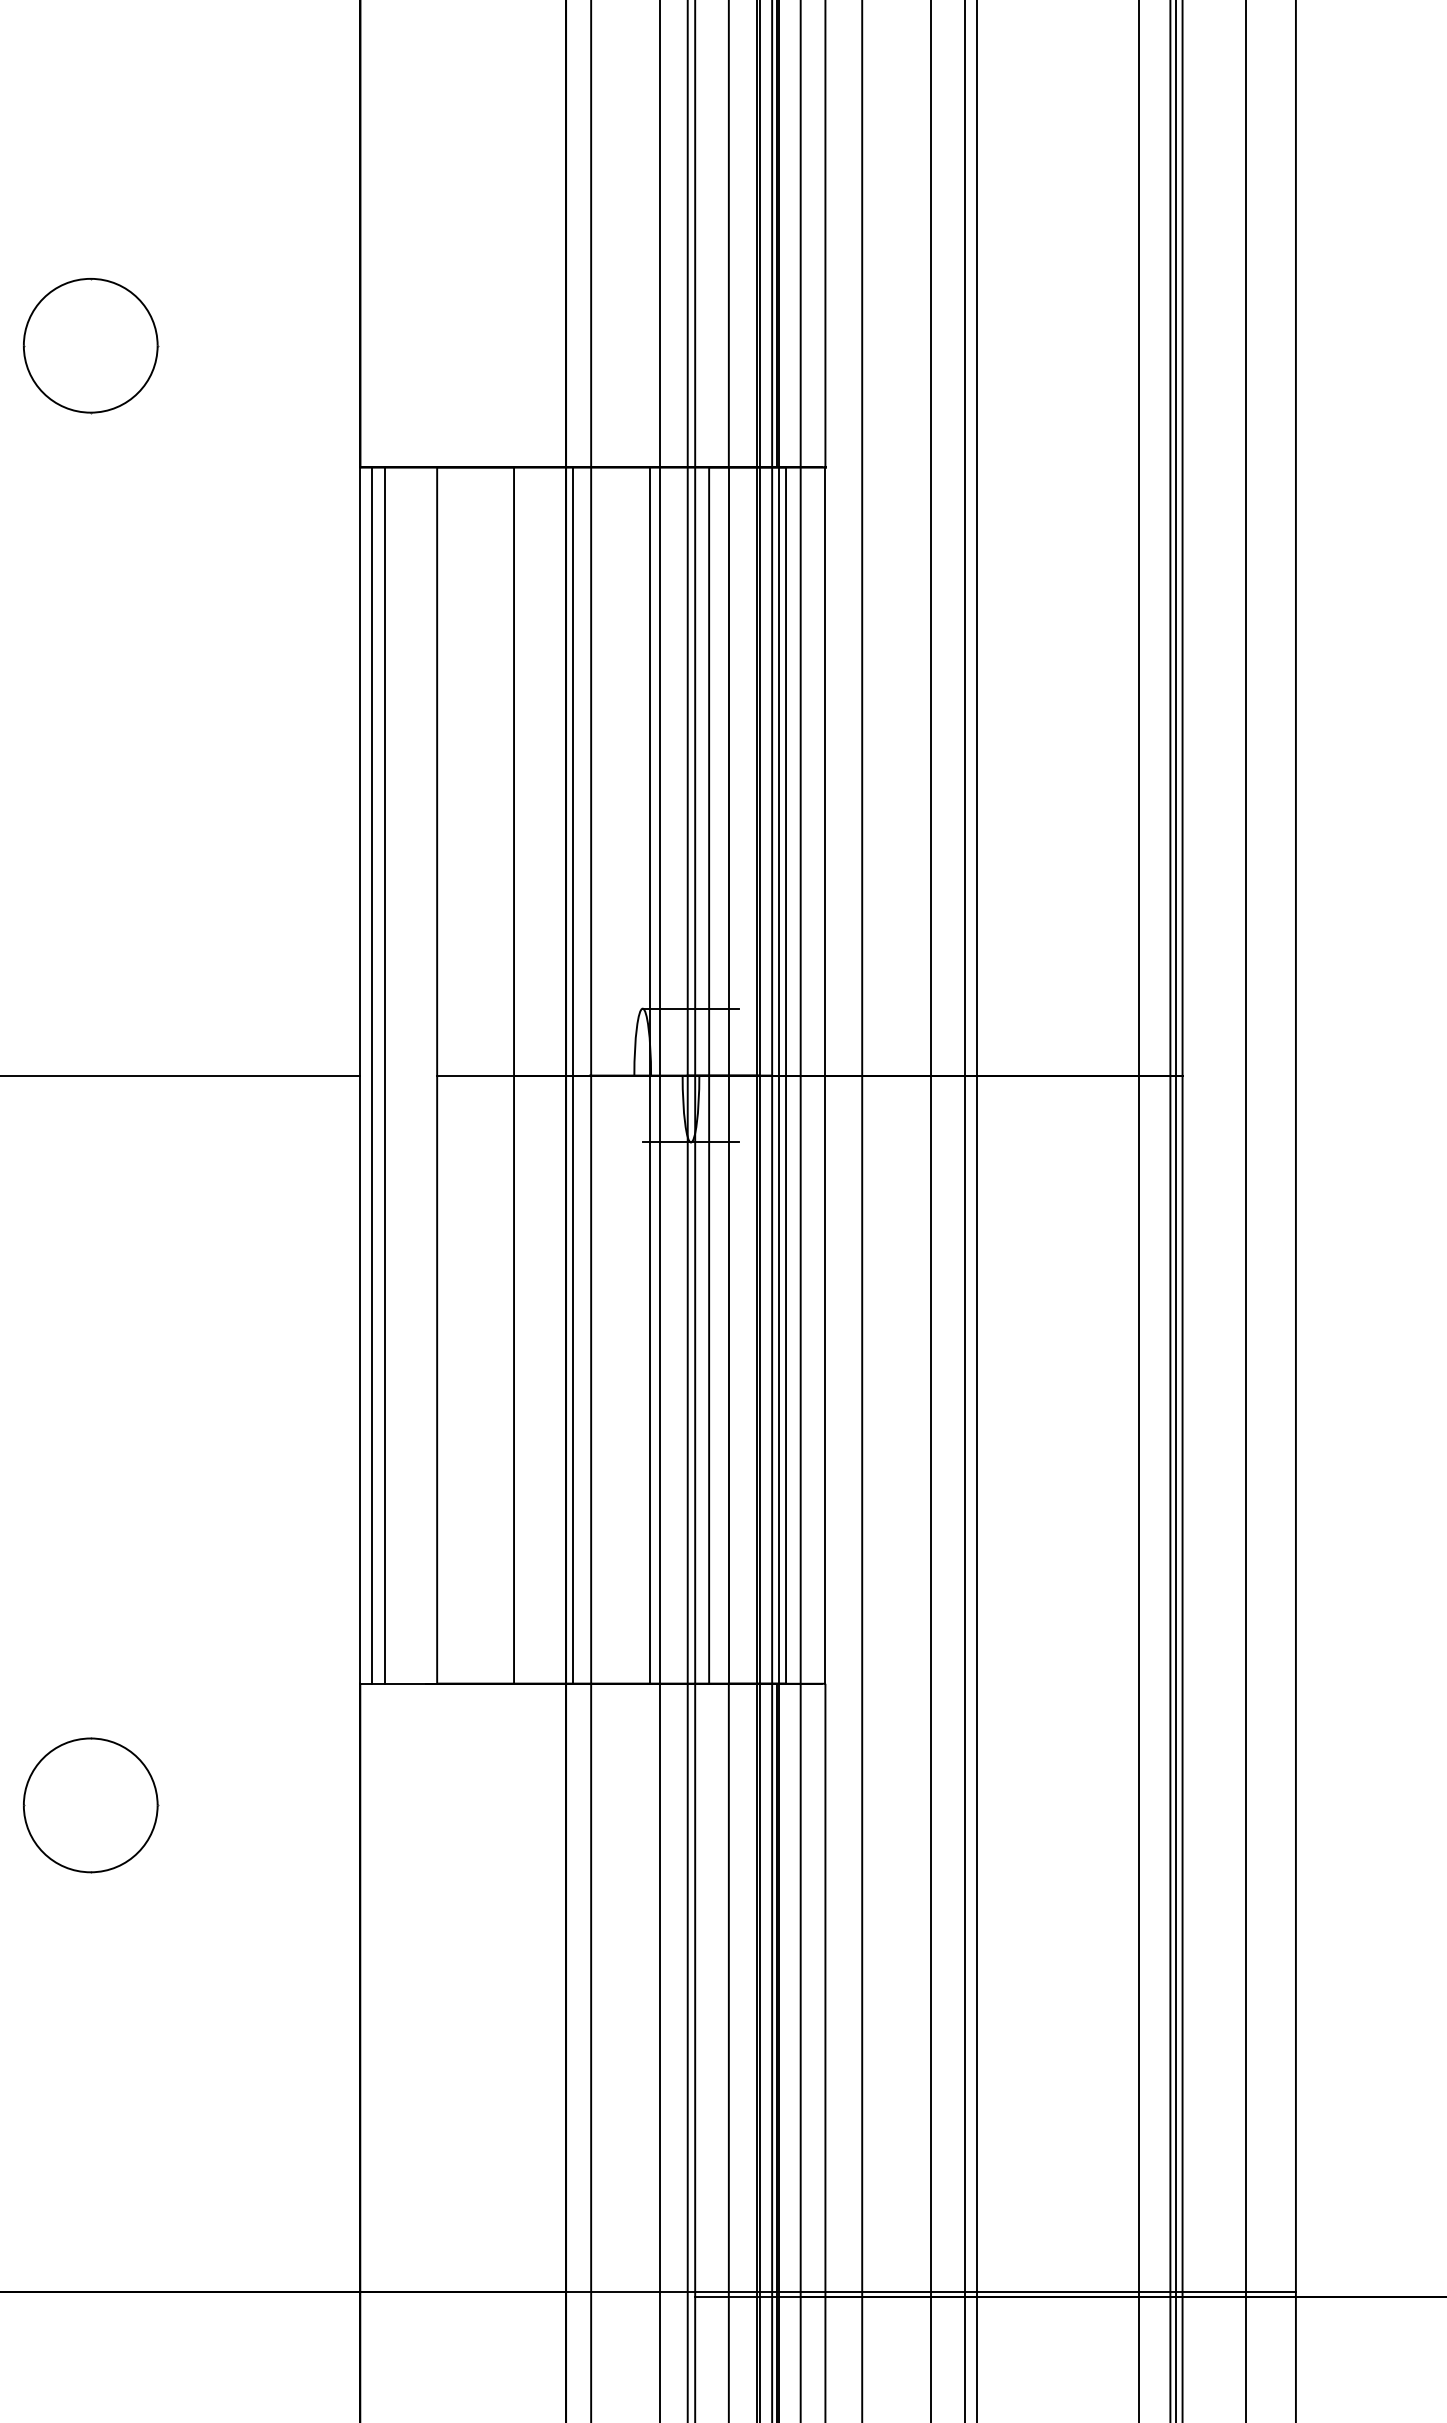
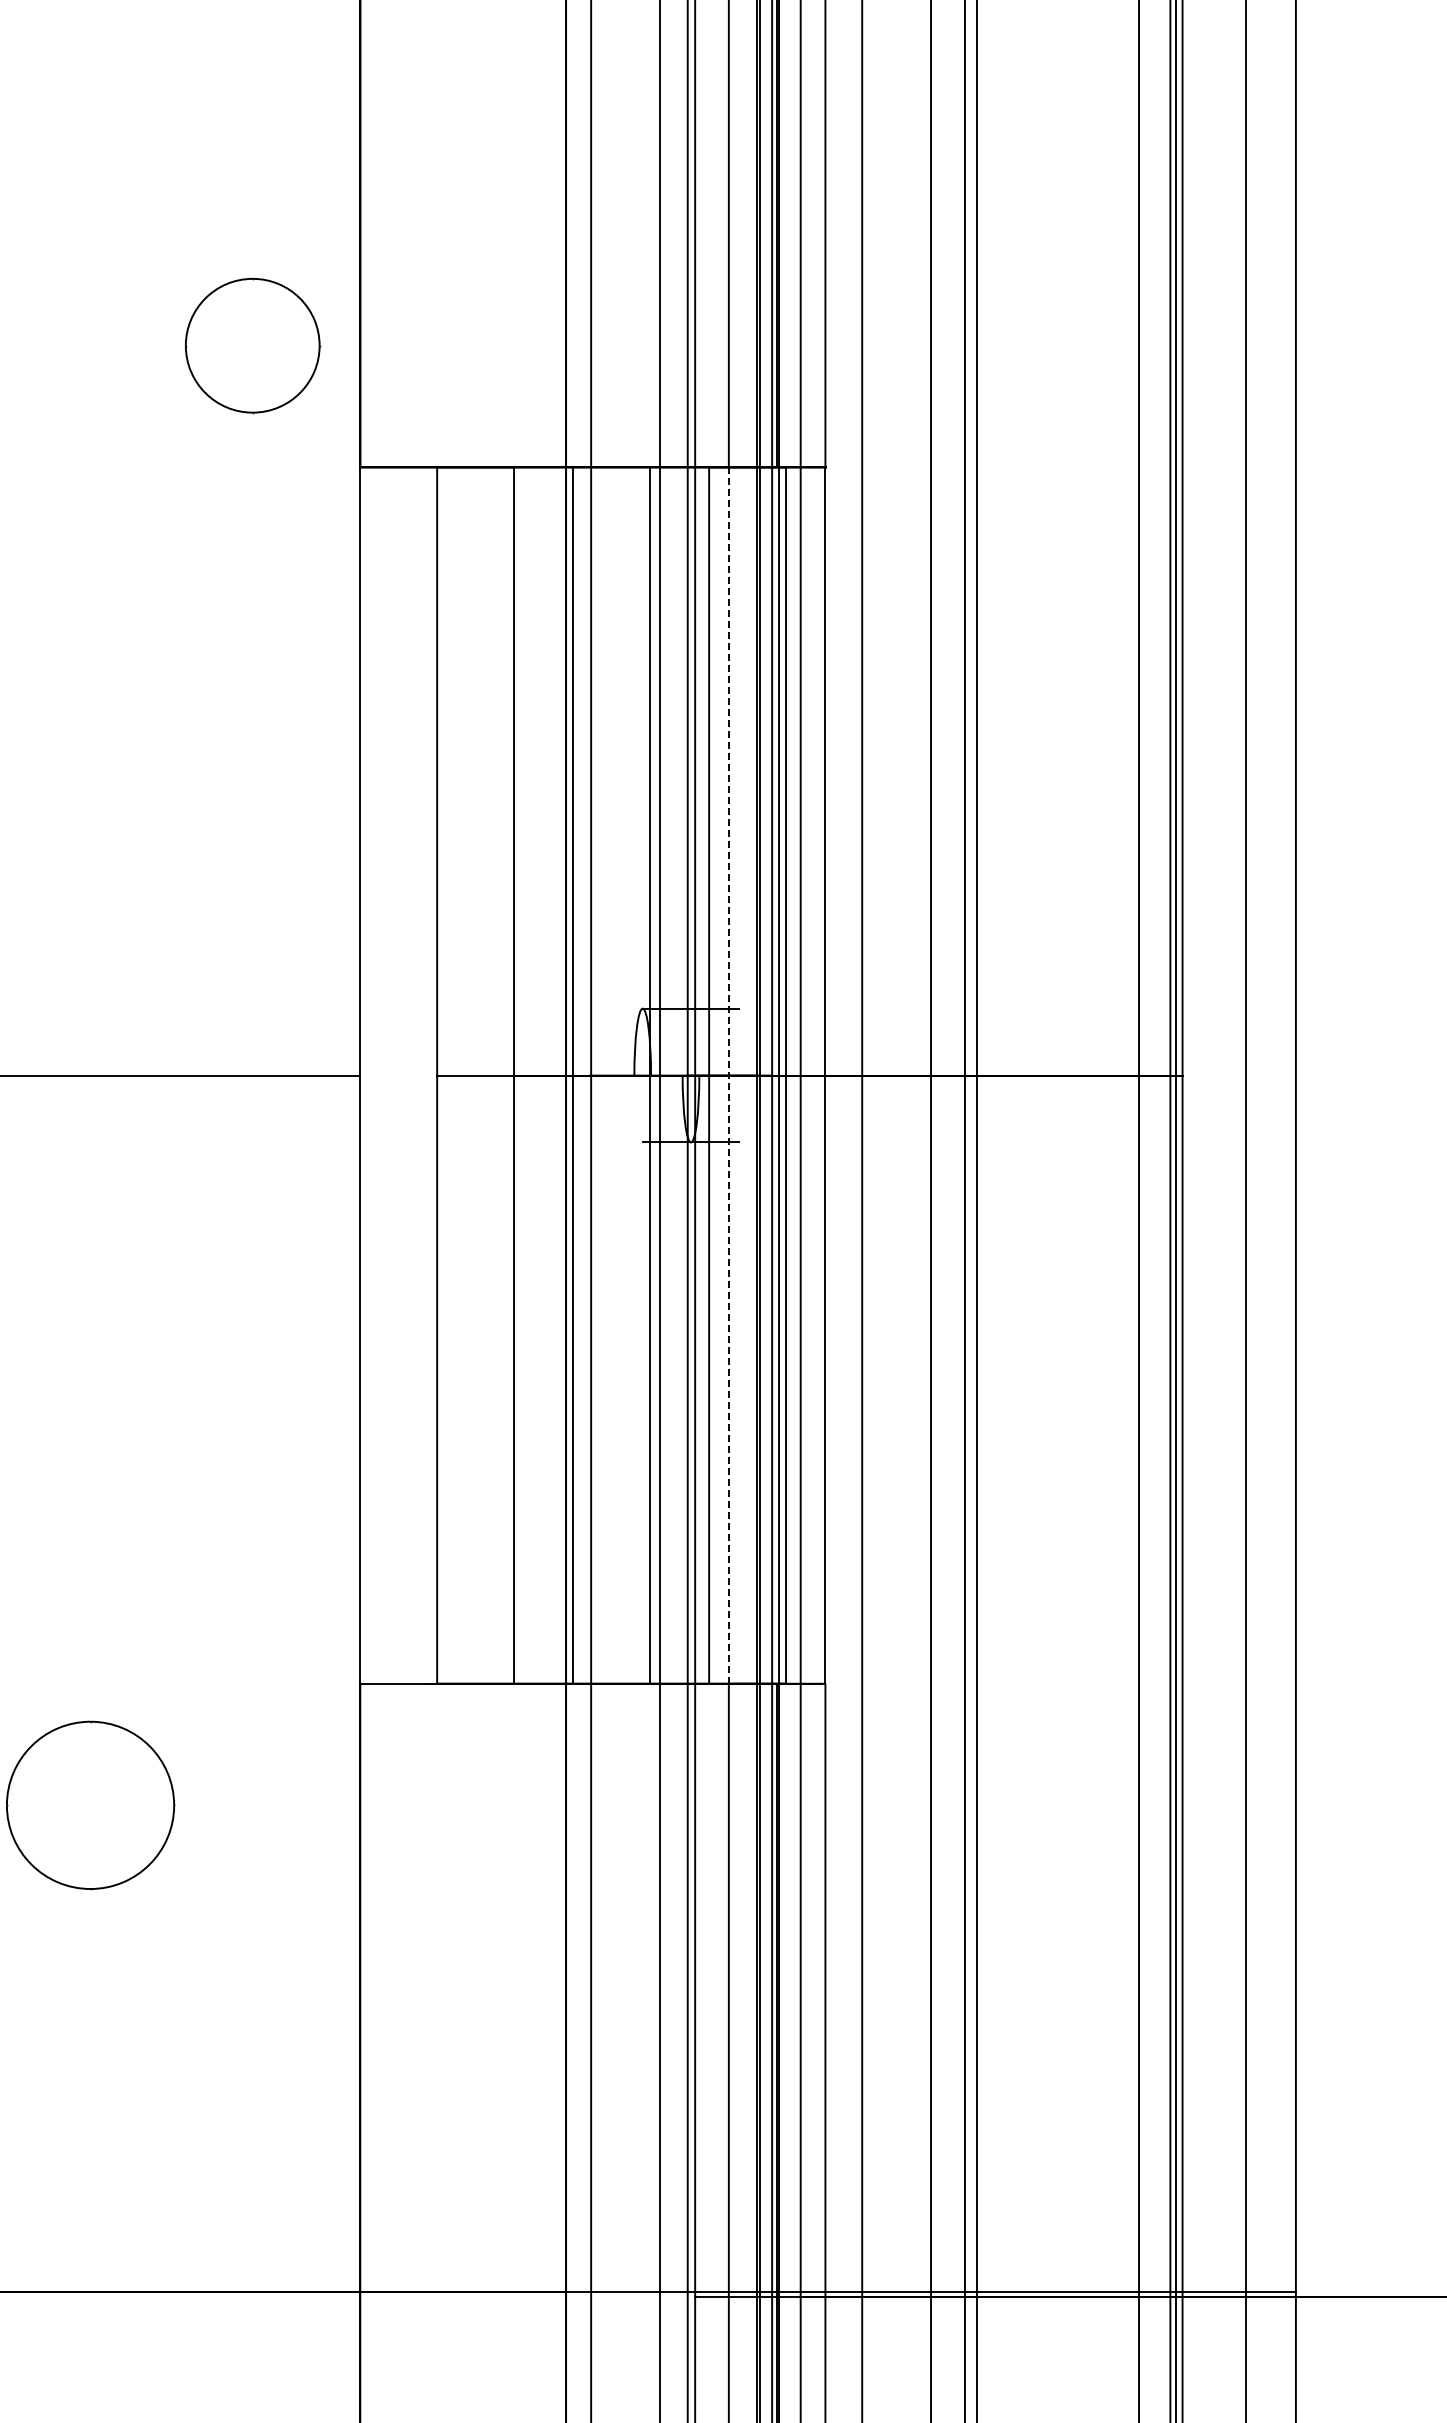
part position: (91, 346) -> (253, 346) (253, 346)
line: present -> none (372, 1075)
line: present -> none (384, 1075)
line: solid -> dashed (728, 1075)
part size: 137x137 px -> 170x171 px (90, 1805)
